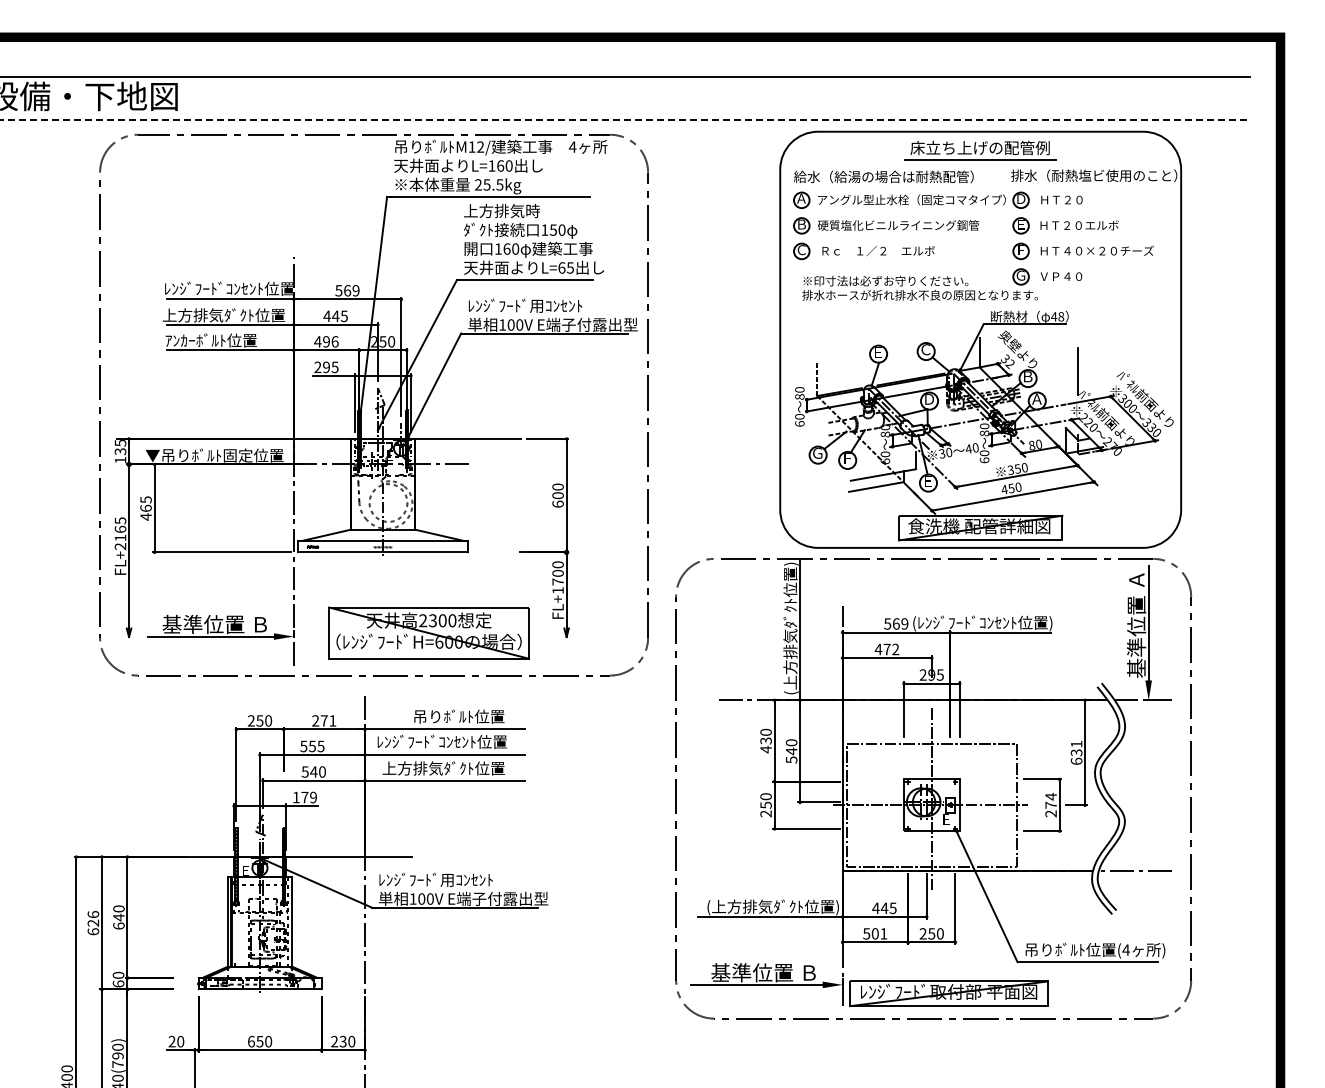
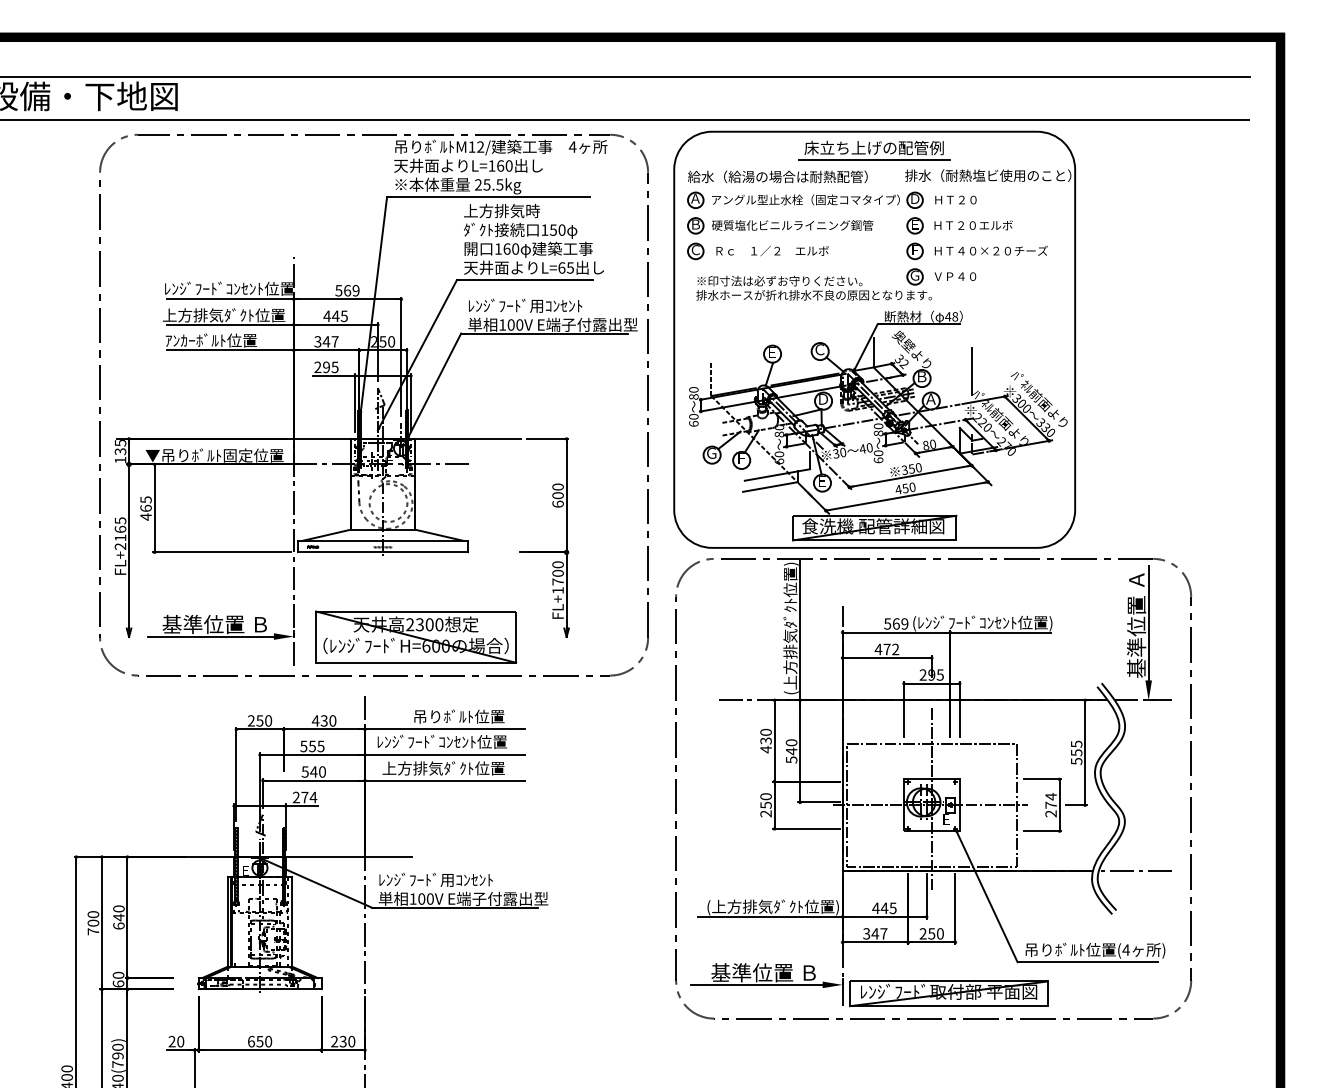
line: dashed -> solid (625, 119)
part position: (980, 339) -> (874, 339) (874, 339)
text: 496 -> 347 (326, 341)
part position: (429, 632) -> (416, 636) (416, 636)
text: 271 -> 430 (323, 720)
text: 631 -> 555 (1076, 752)
text: 179 -> 274 (304, 797)
text: 626 -> 700 (93, 923)
text: 501 -> 347 (875, 933)
